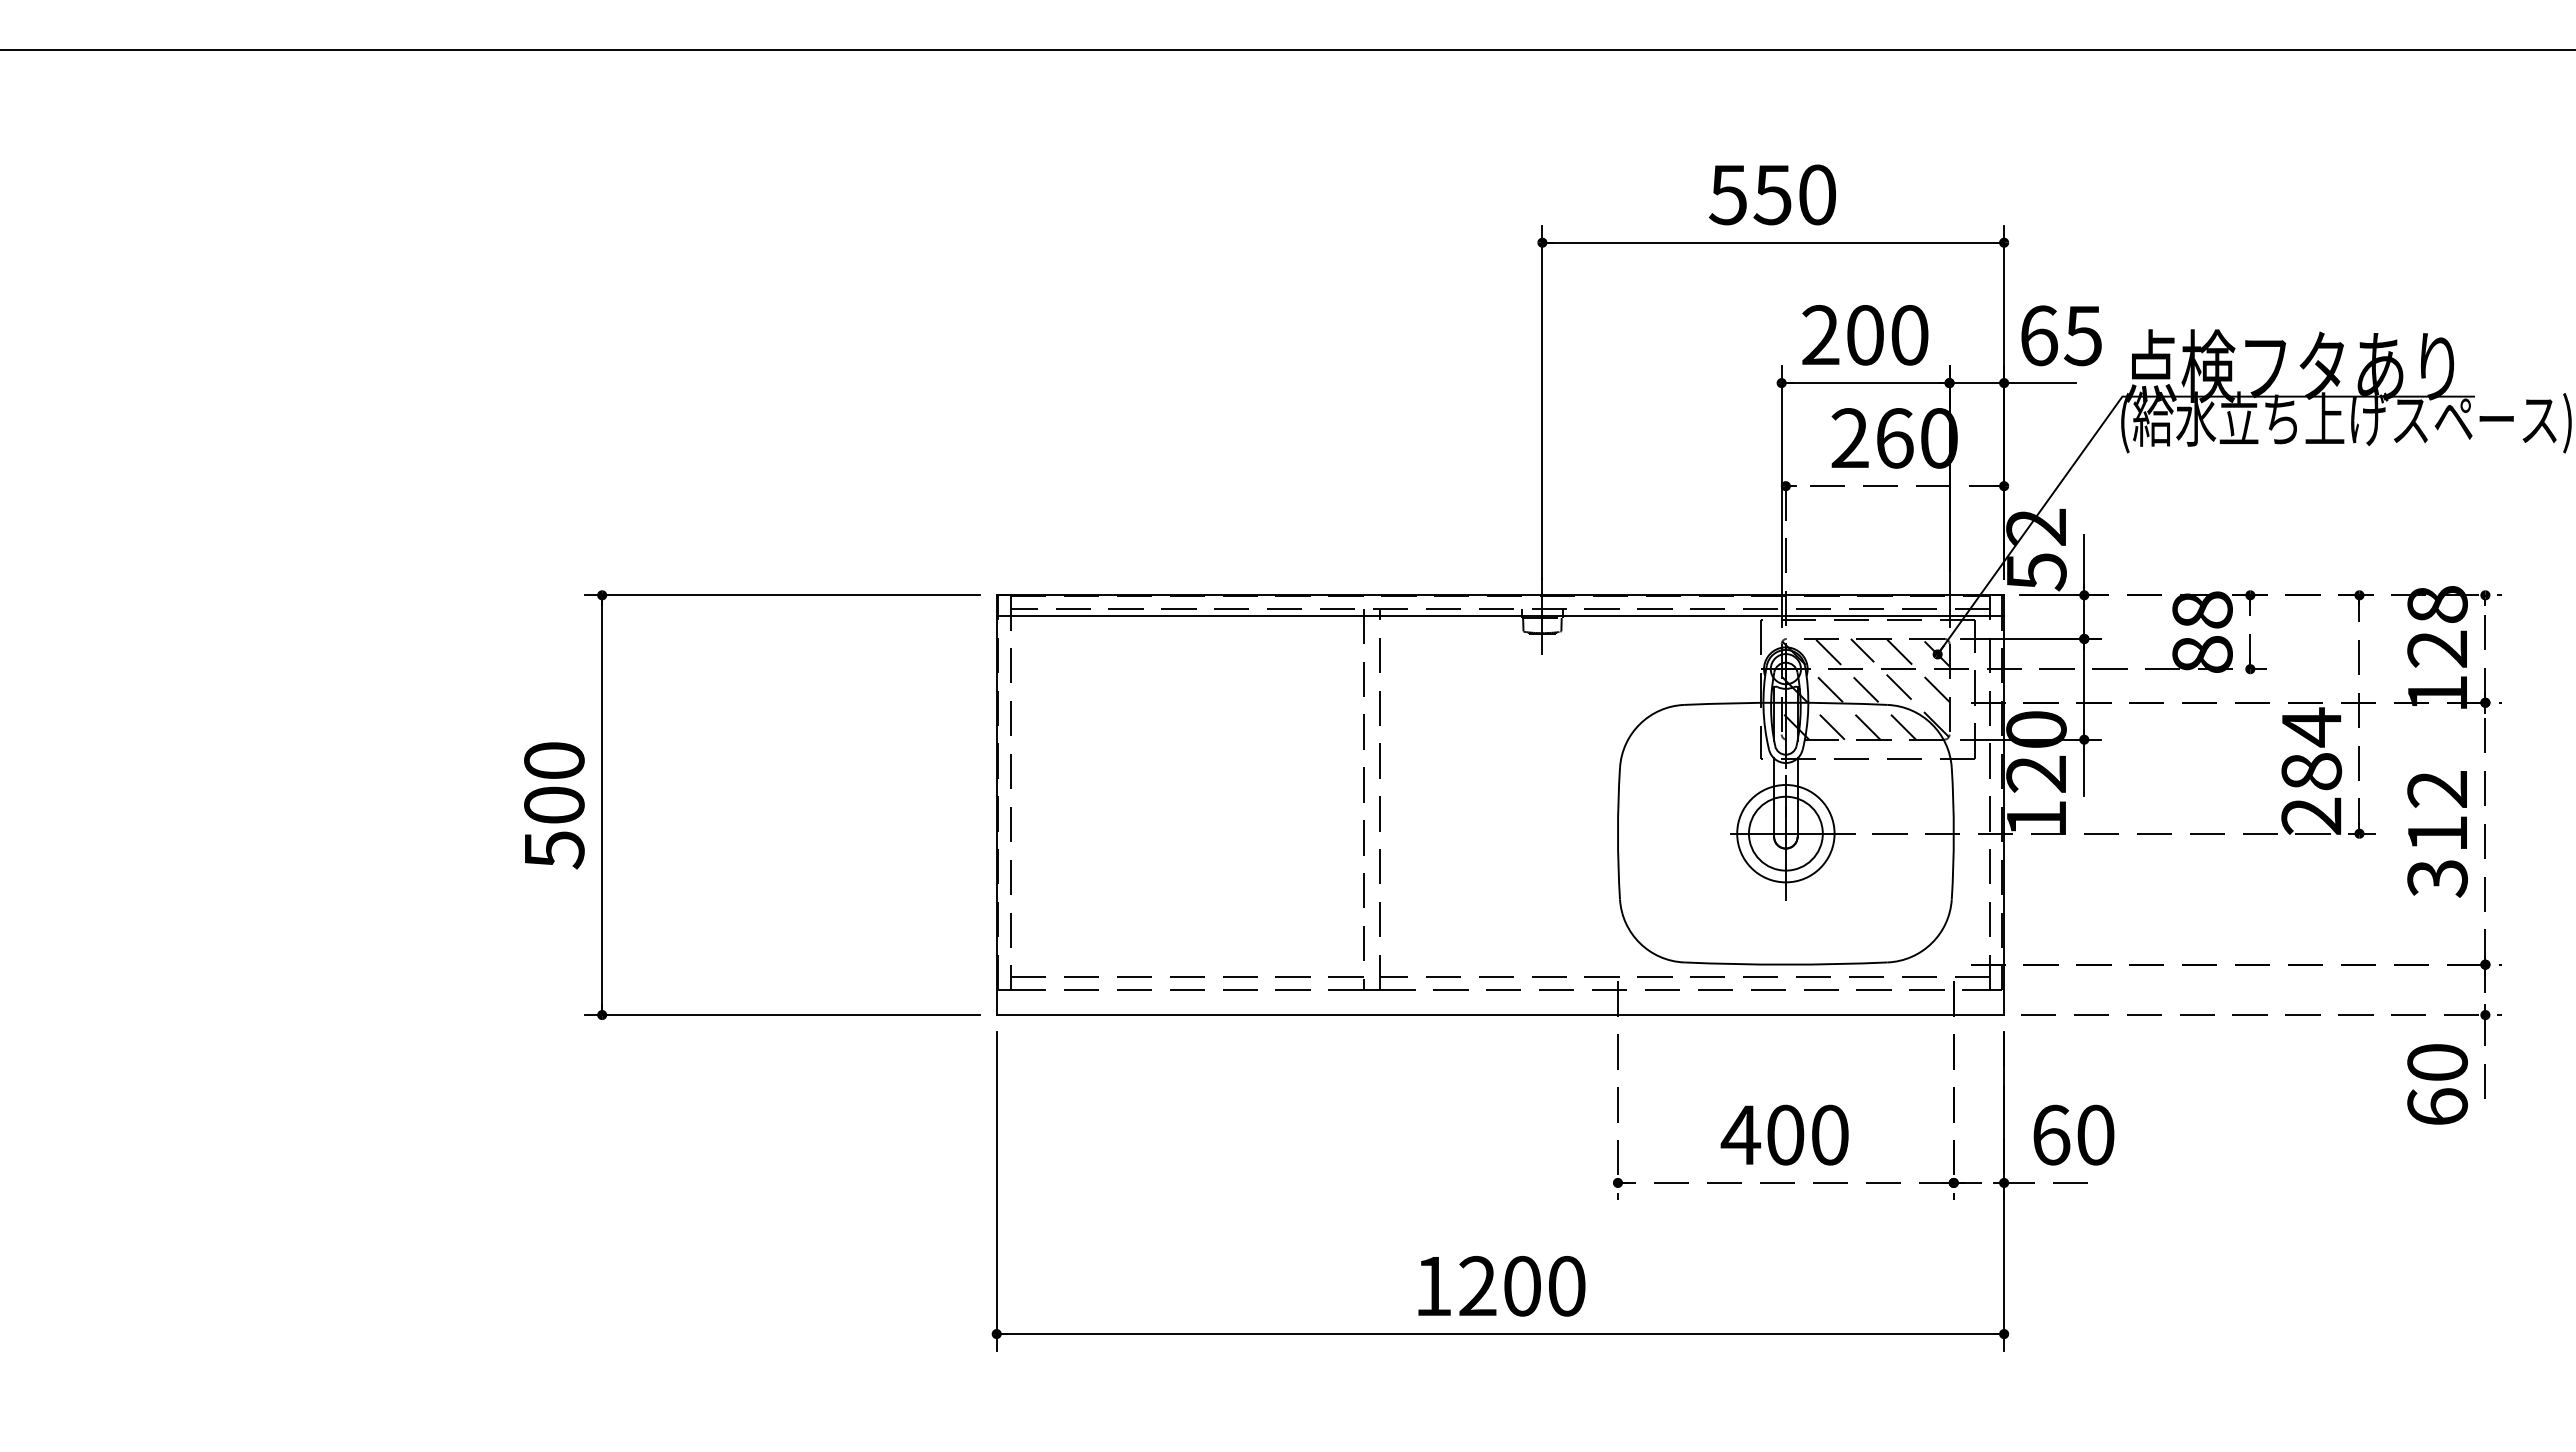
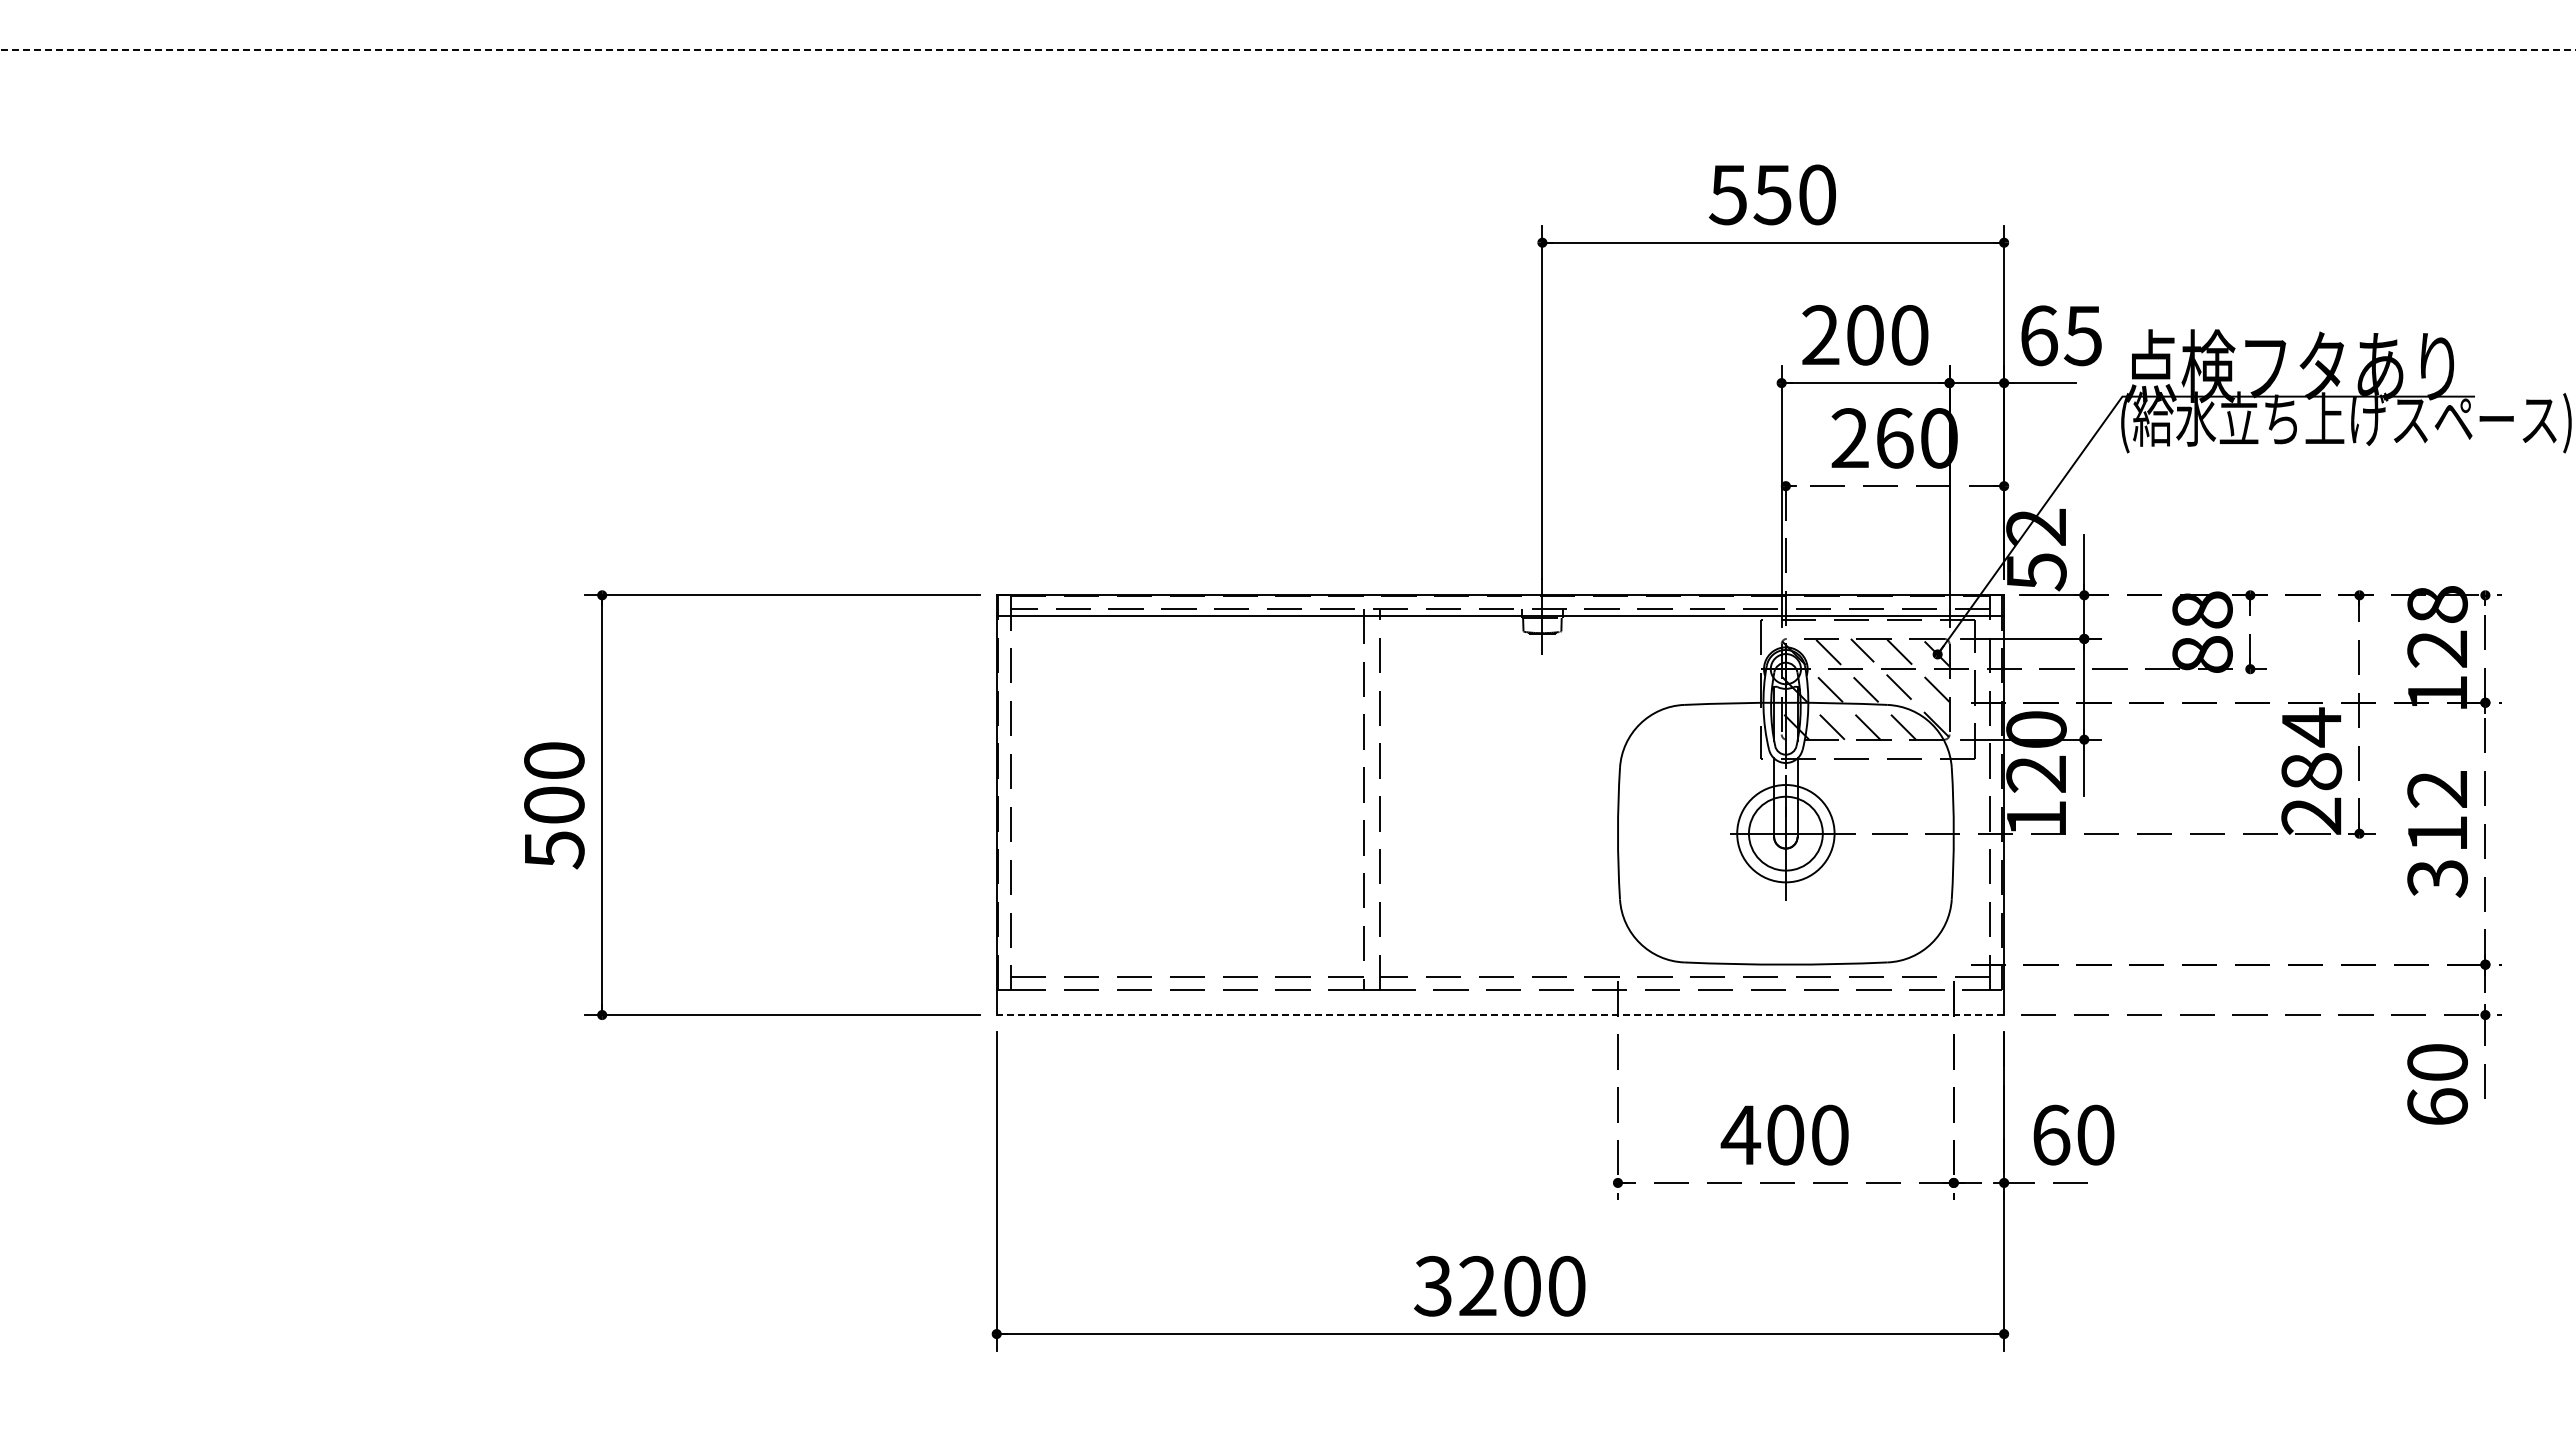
line: solid -> dashed (1288, 49)
line: solid -> dashed (1500, 1015)
text: 1200 -> 3200 (1432, 1285)
